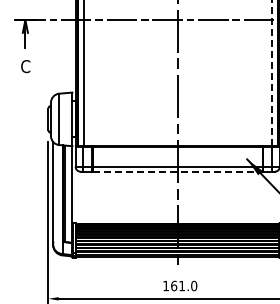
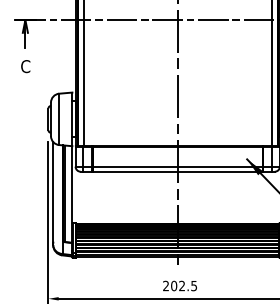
line: dashed -> solid (271, 73)
line: dashed -> solid (177, 171)
text: 161.0 -> 202.5 (180, 285)
